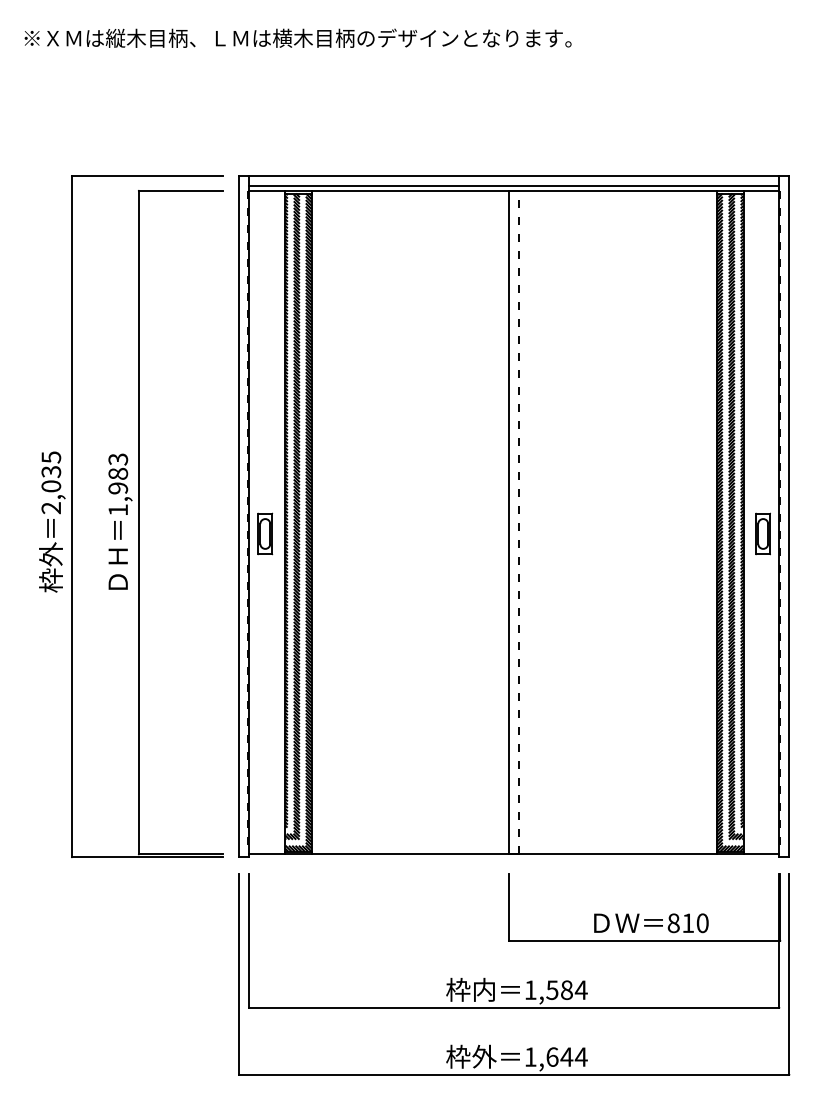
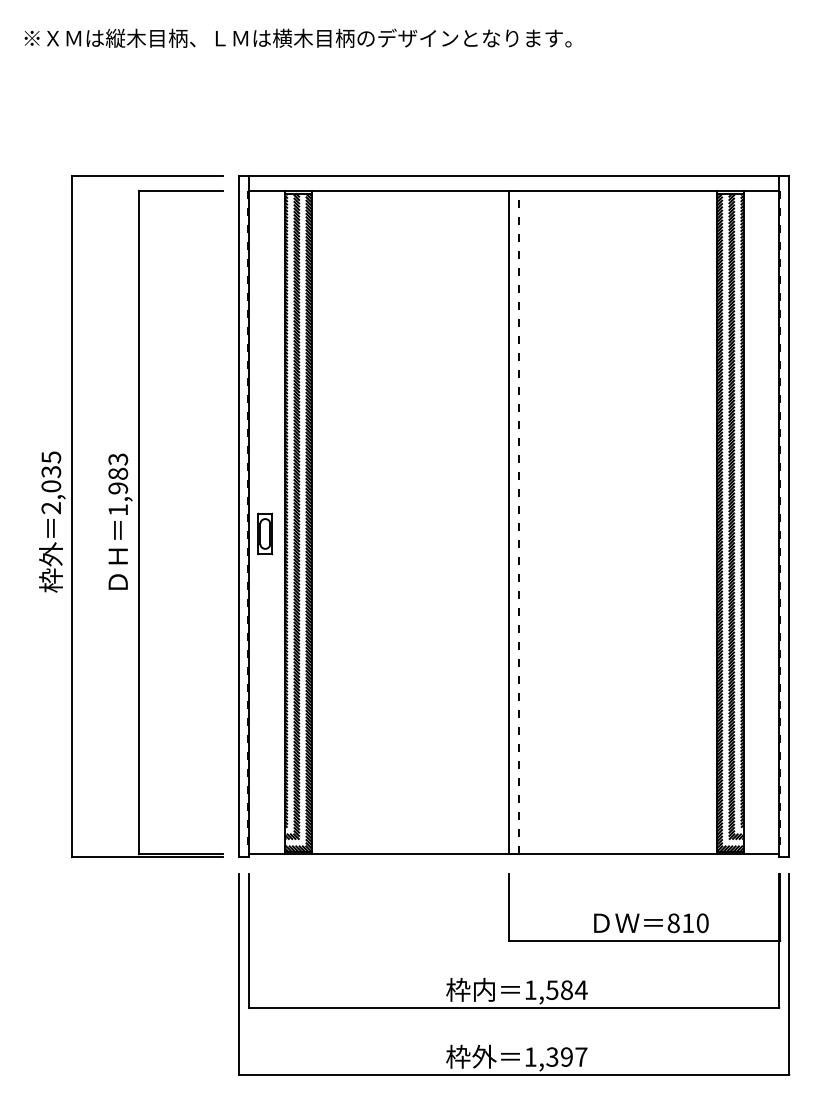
line: present -> none (514, 186)
part: present -> none (762, 533)
text: 1,644 -> 1,397 (566, 1056)
